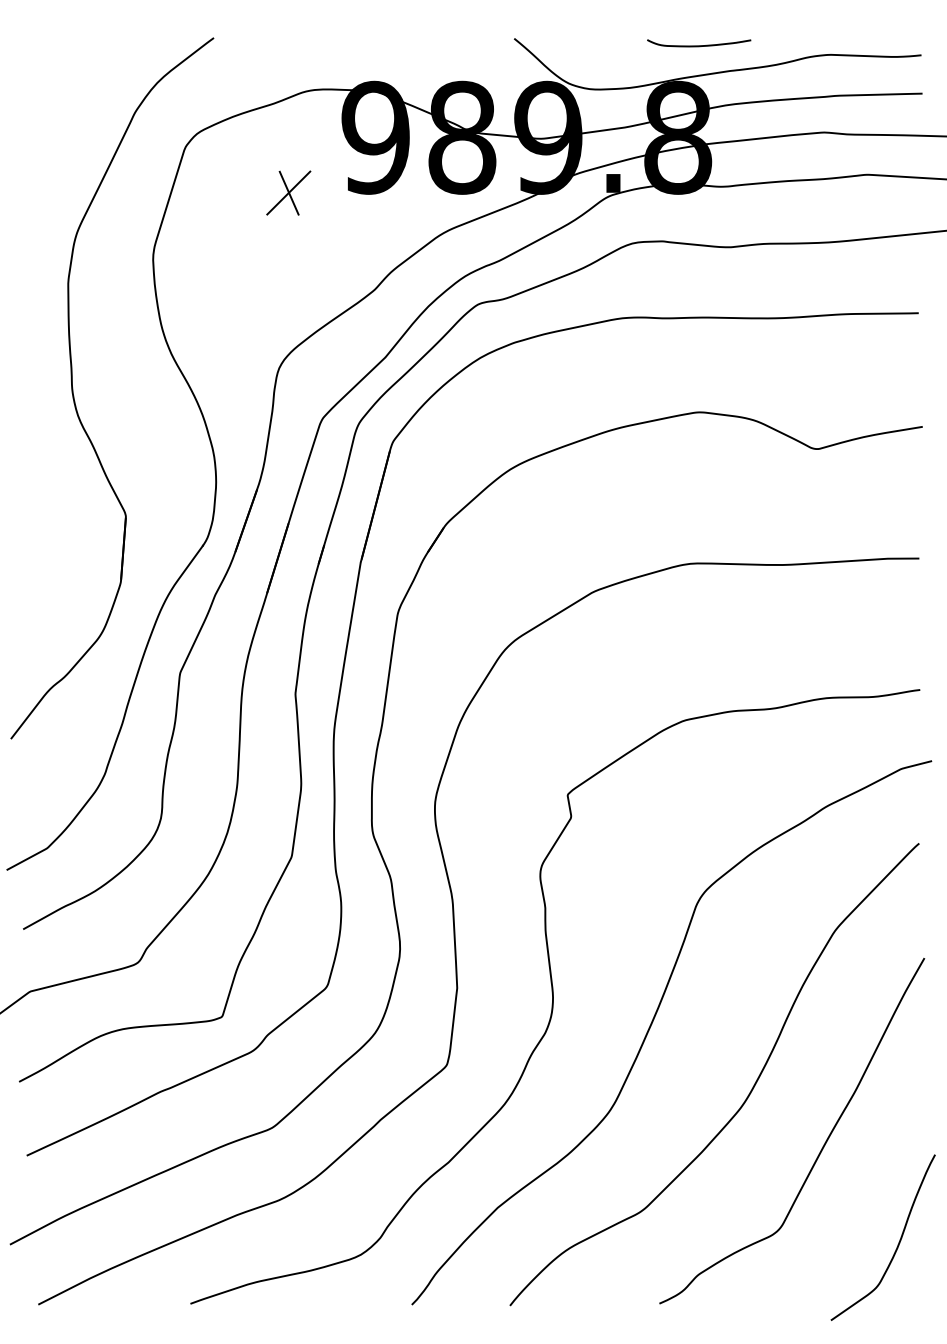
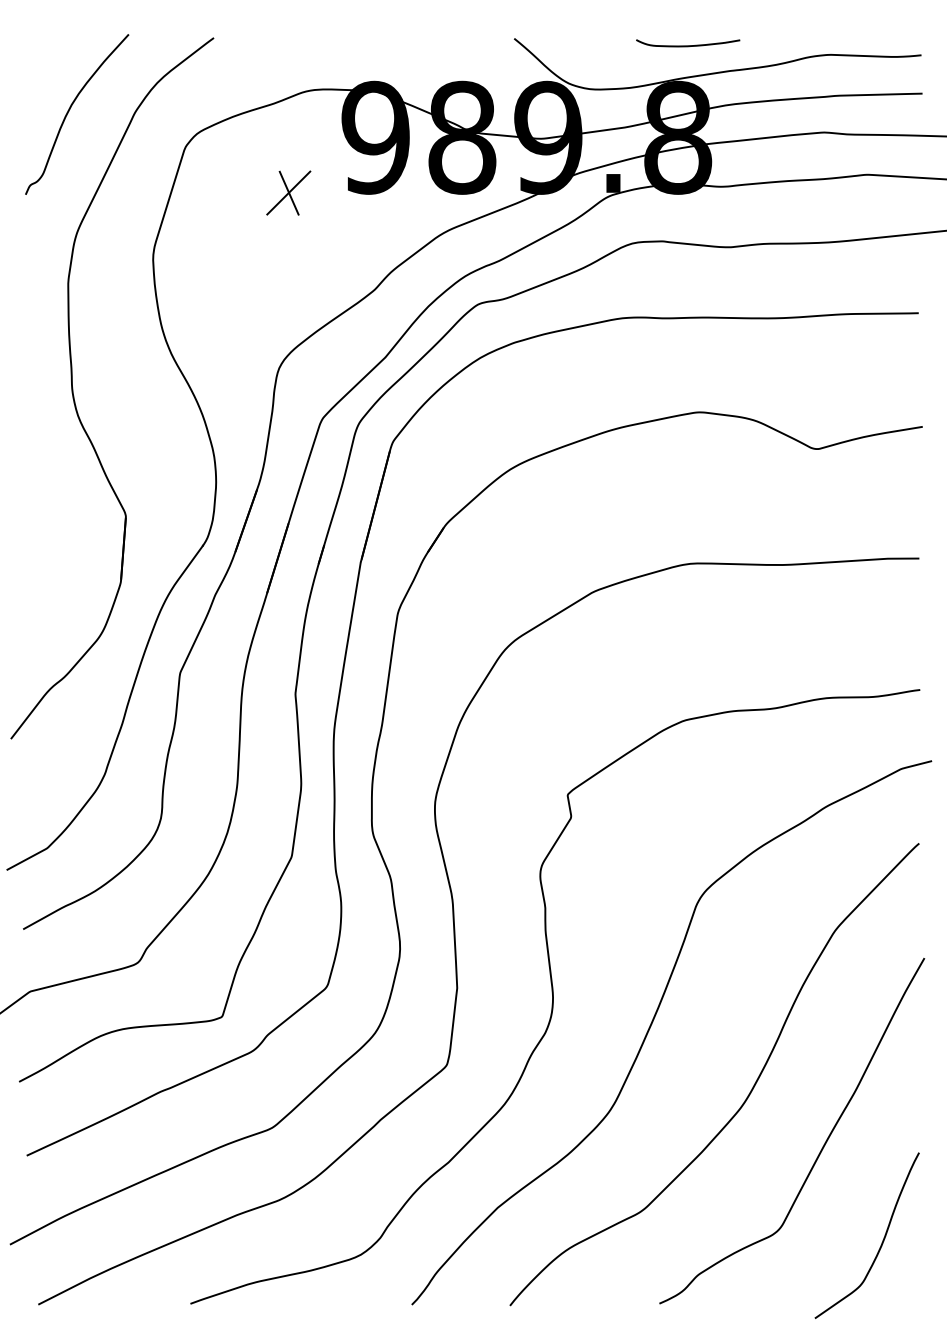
curve position: (699, 45) -> (688, 45) (688, 45)
curve: none -> present (69, 111)
curve position: (897, 1244) -> (881, 1242) (881, 1242)
